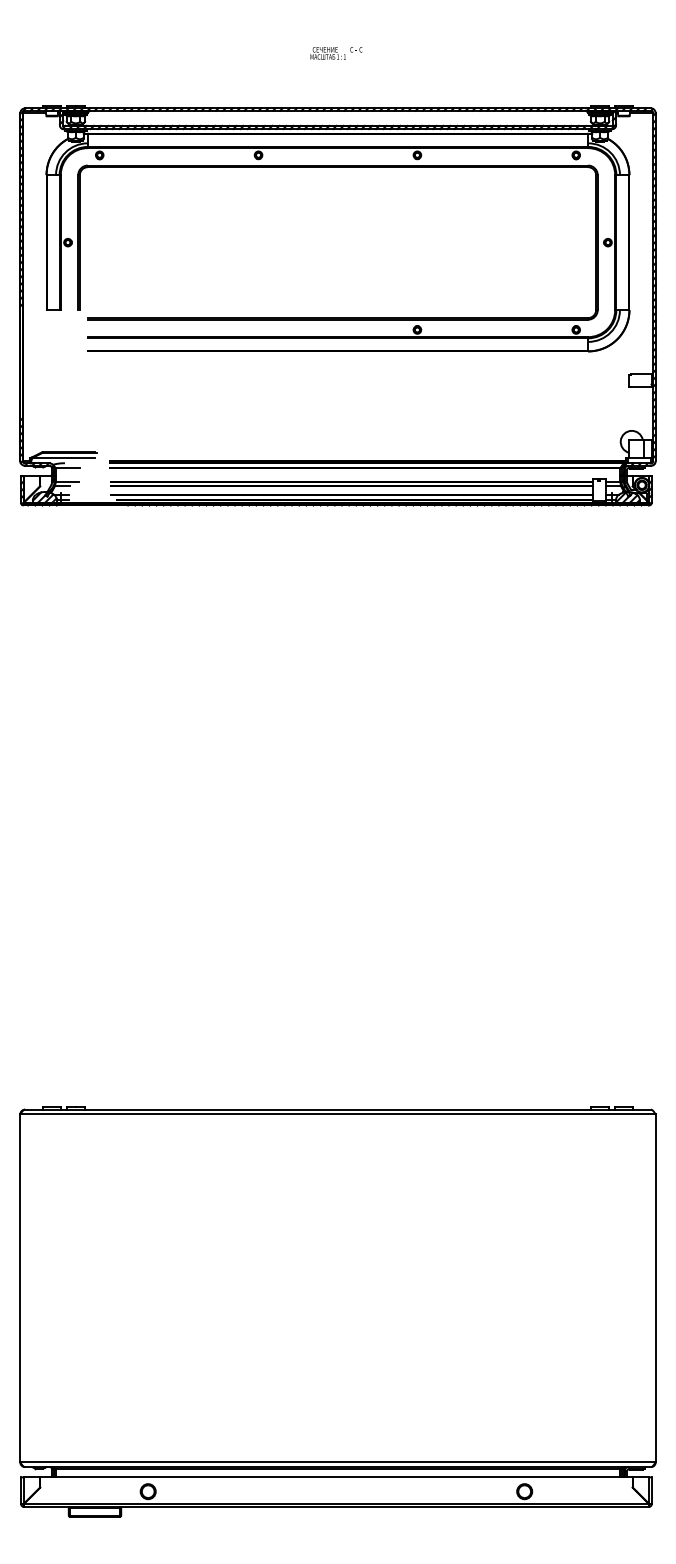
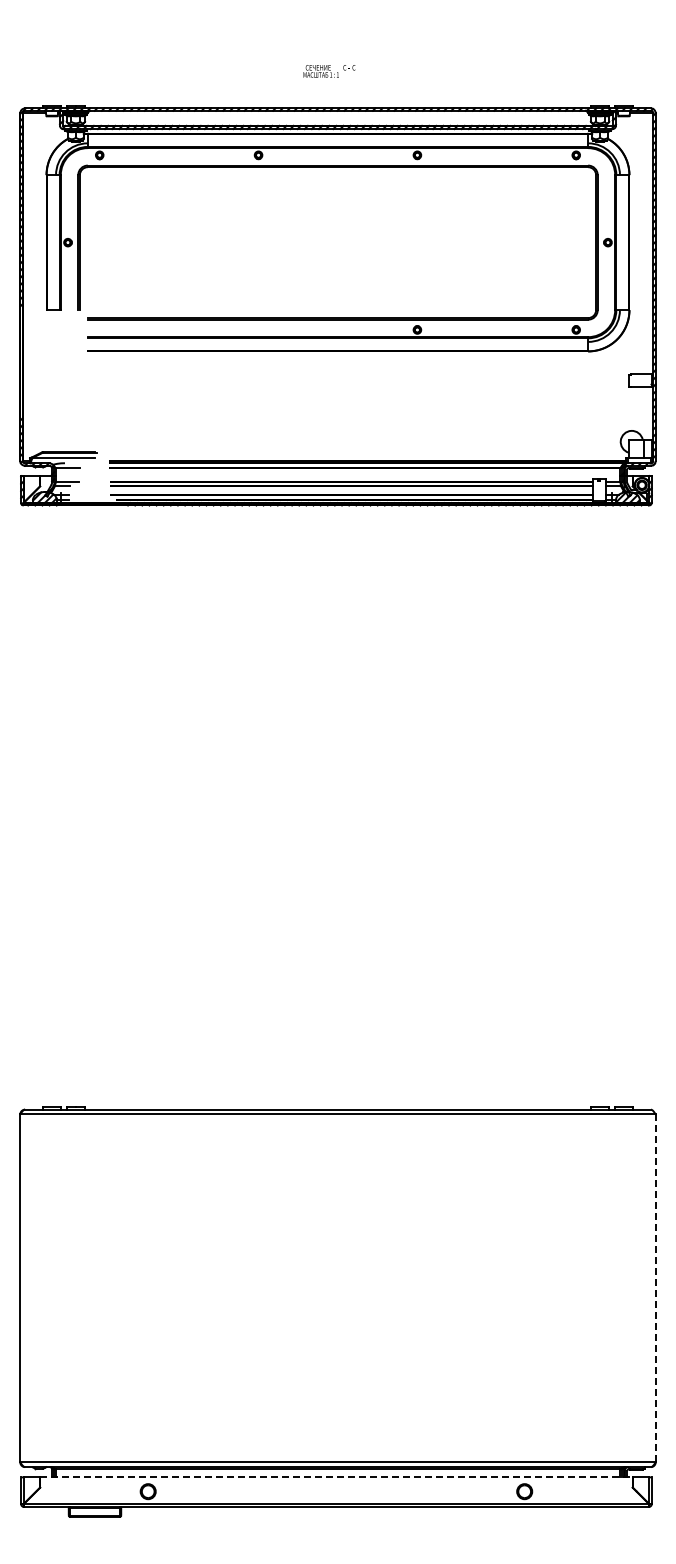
text position: (336, 53) -> (329, 71) (329, 71)
line: solid -> dashed (655, 1288)
line: solid -> dashed (336, 1477)
